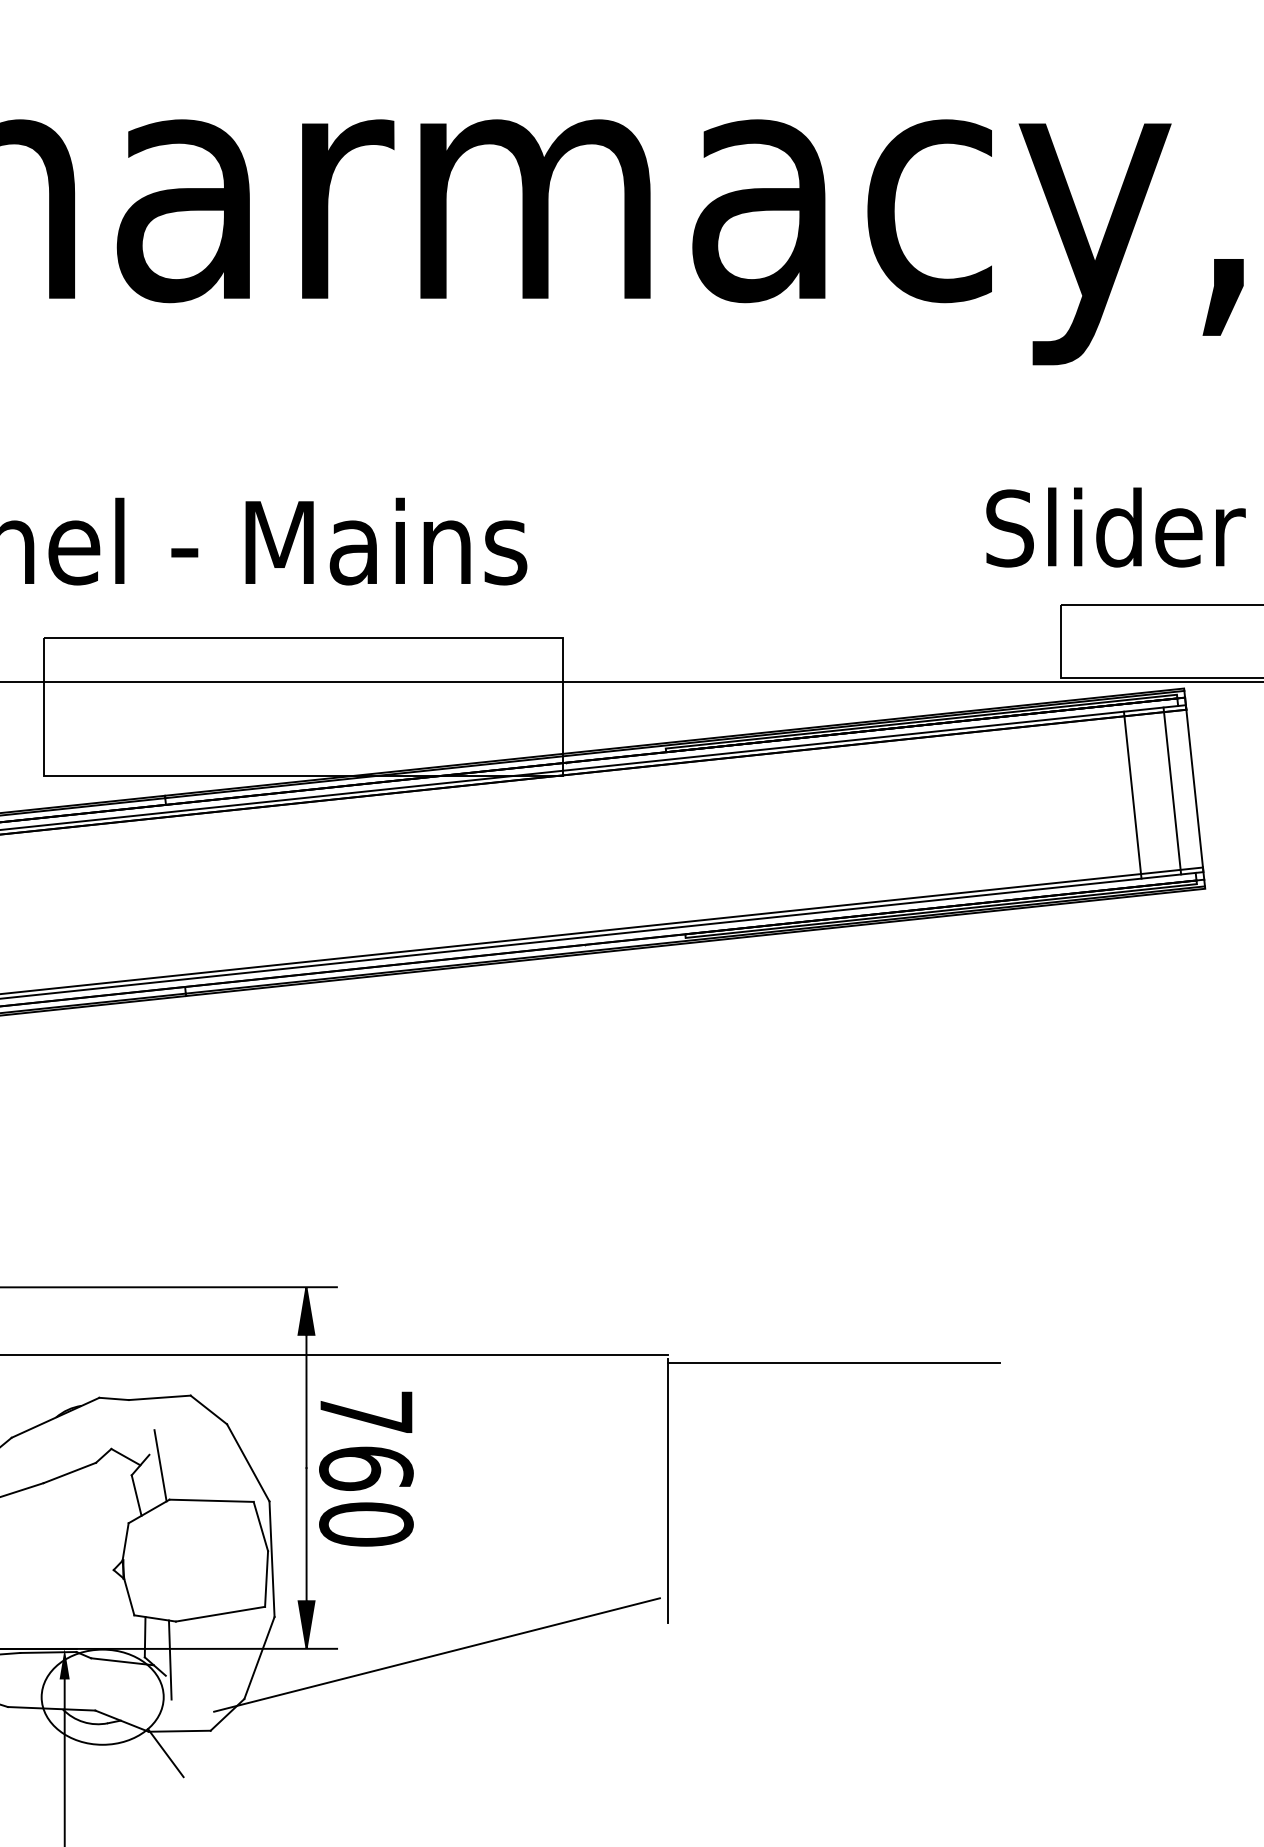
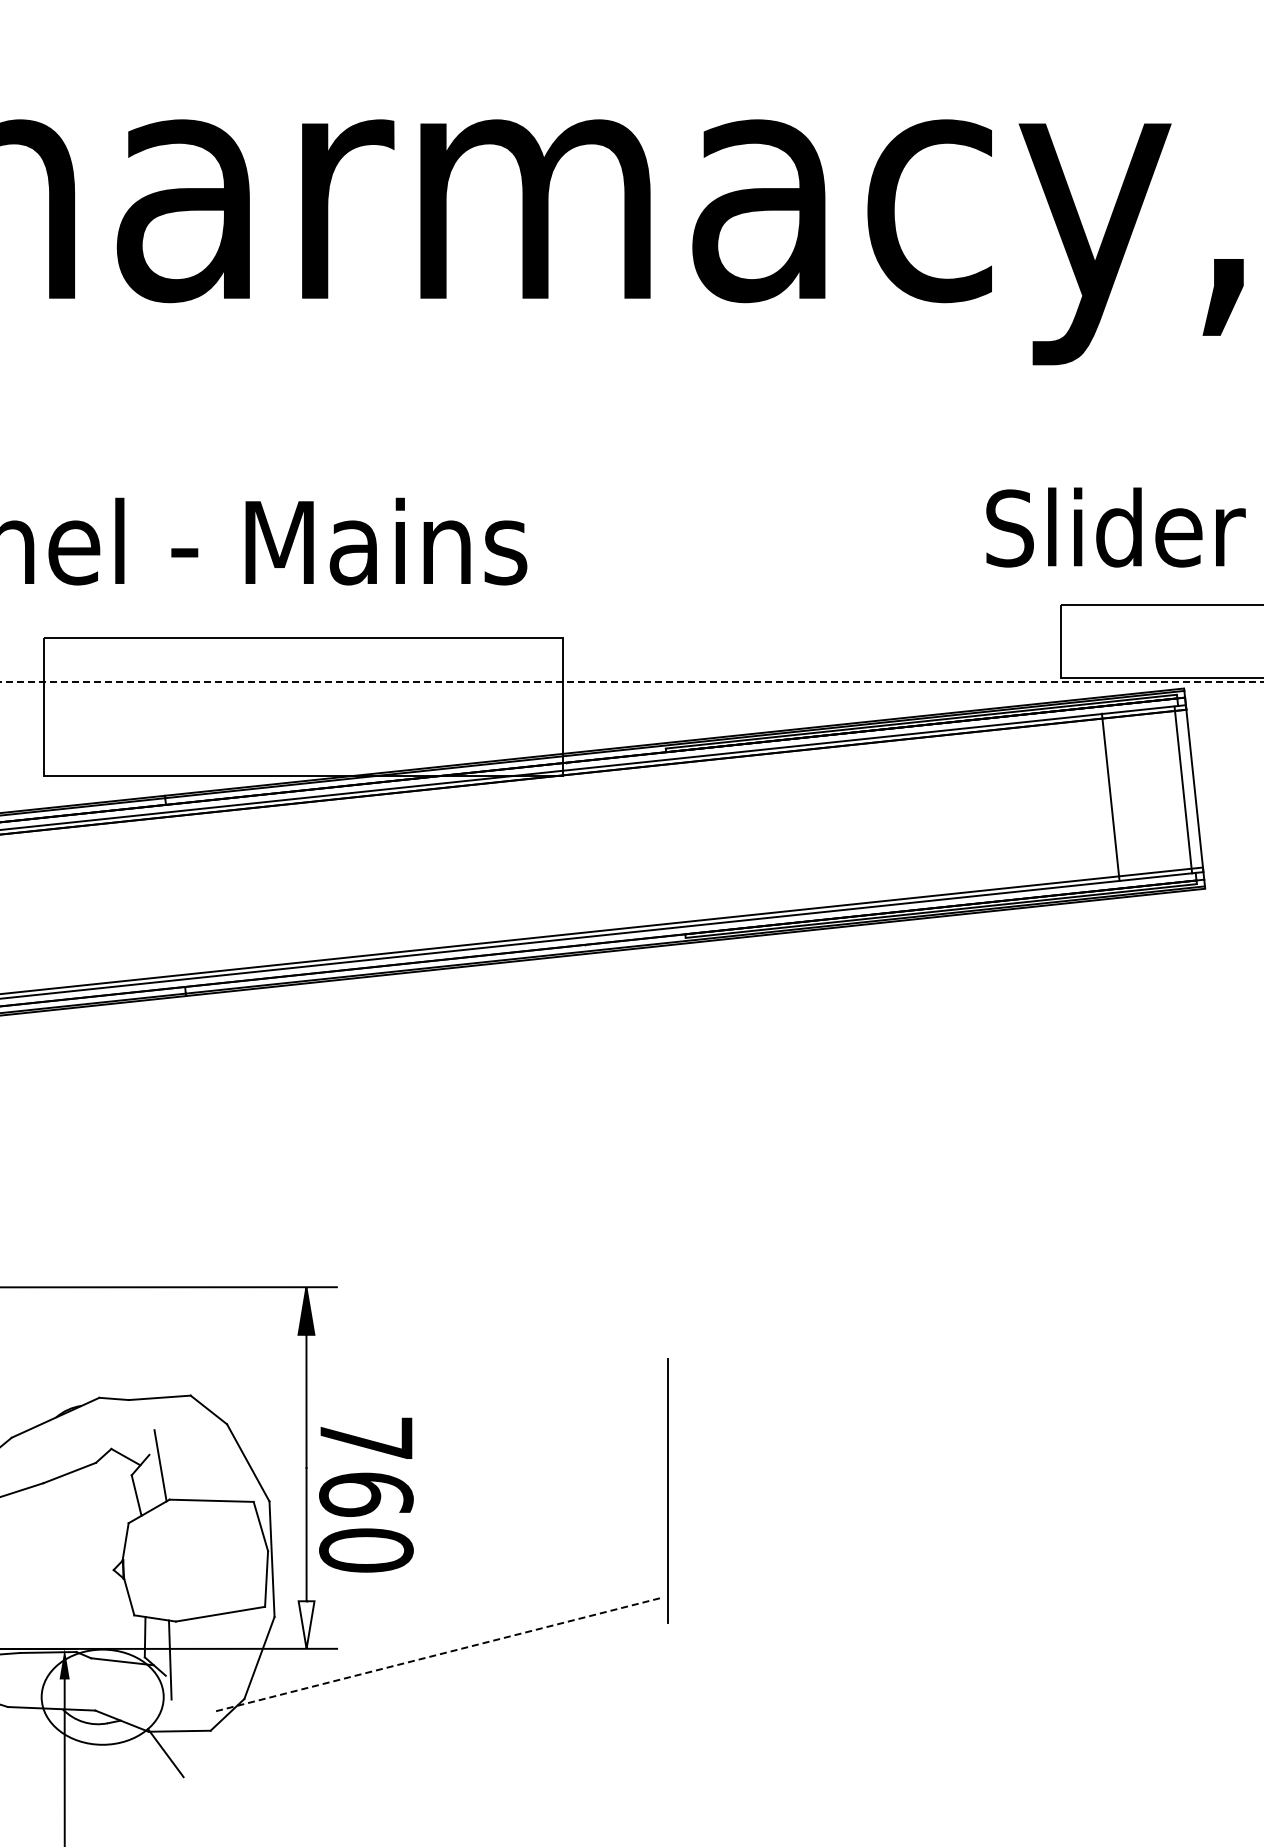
line: solid -> dashed (632, 682)
line position: (1172, 790) -> (1183, 789) (1183, 789)
line position: (1132, 794) -> (1110, 796) (1110, 796)
line: present -> none (335, 1355)
line: present -> none (834, 1363)
text position: (366, 1468) -> (366, 1494) (366, 1494)
fill: present -> none (306, 1624)
line: solid -> dashed (436, 1655)
